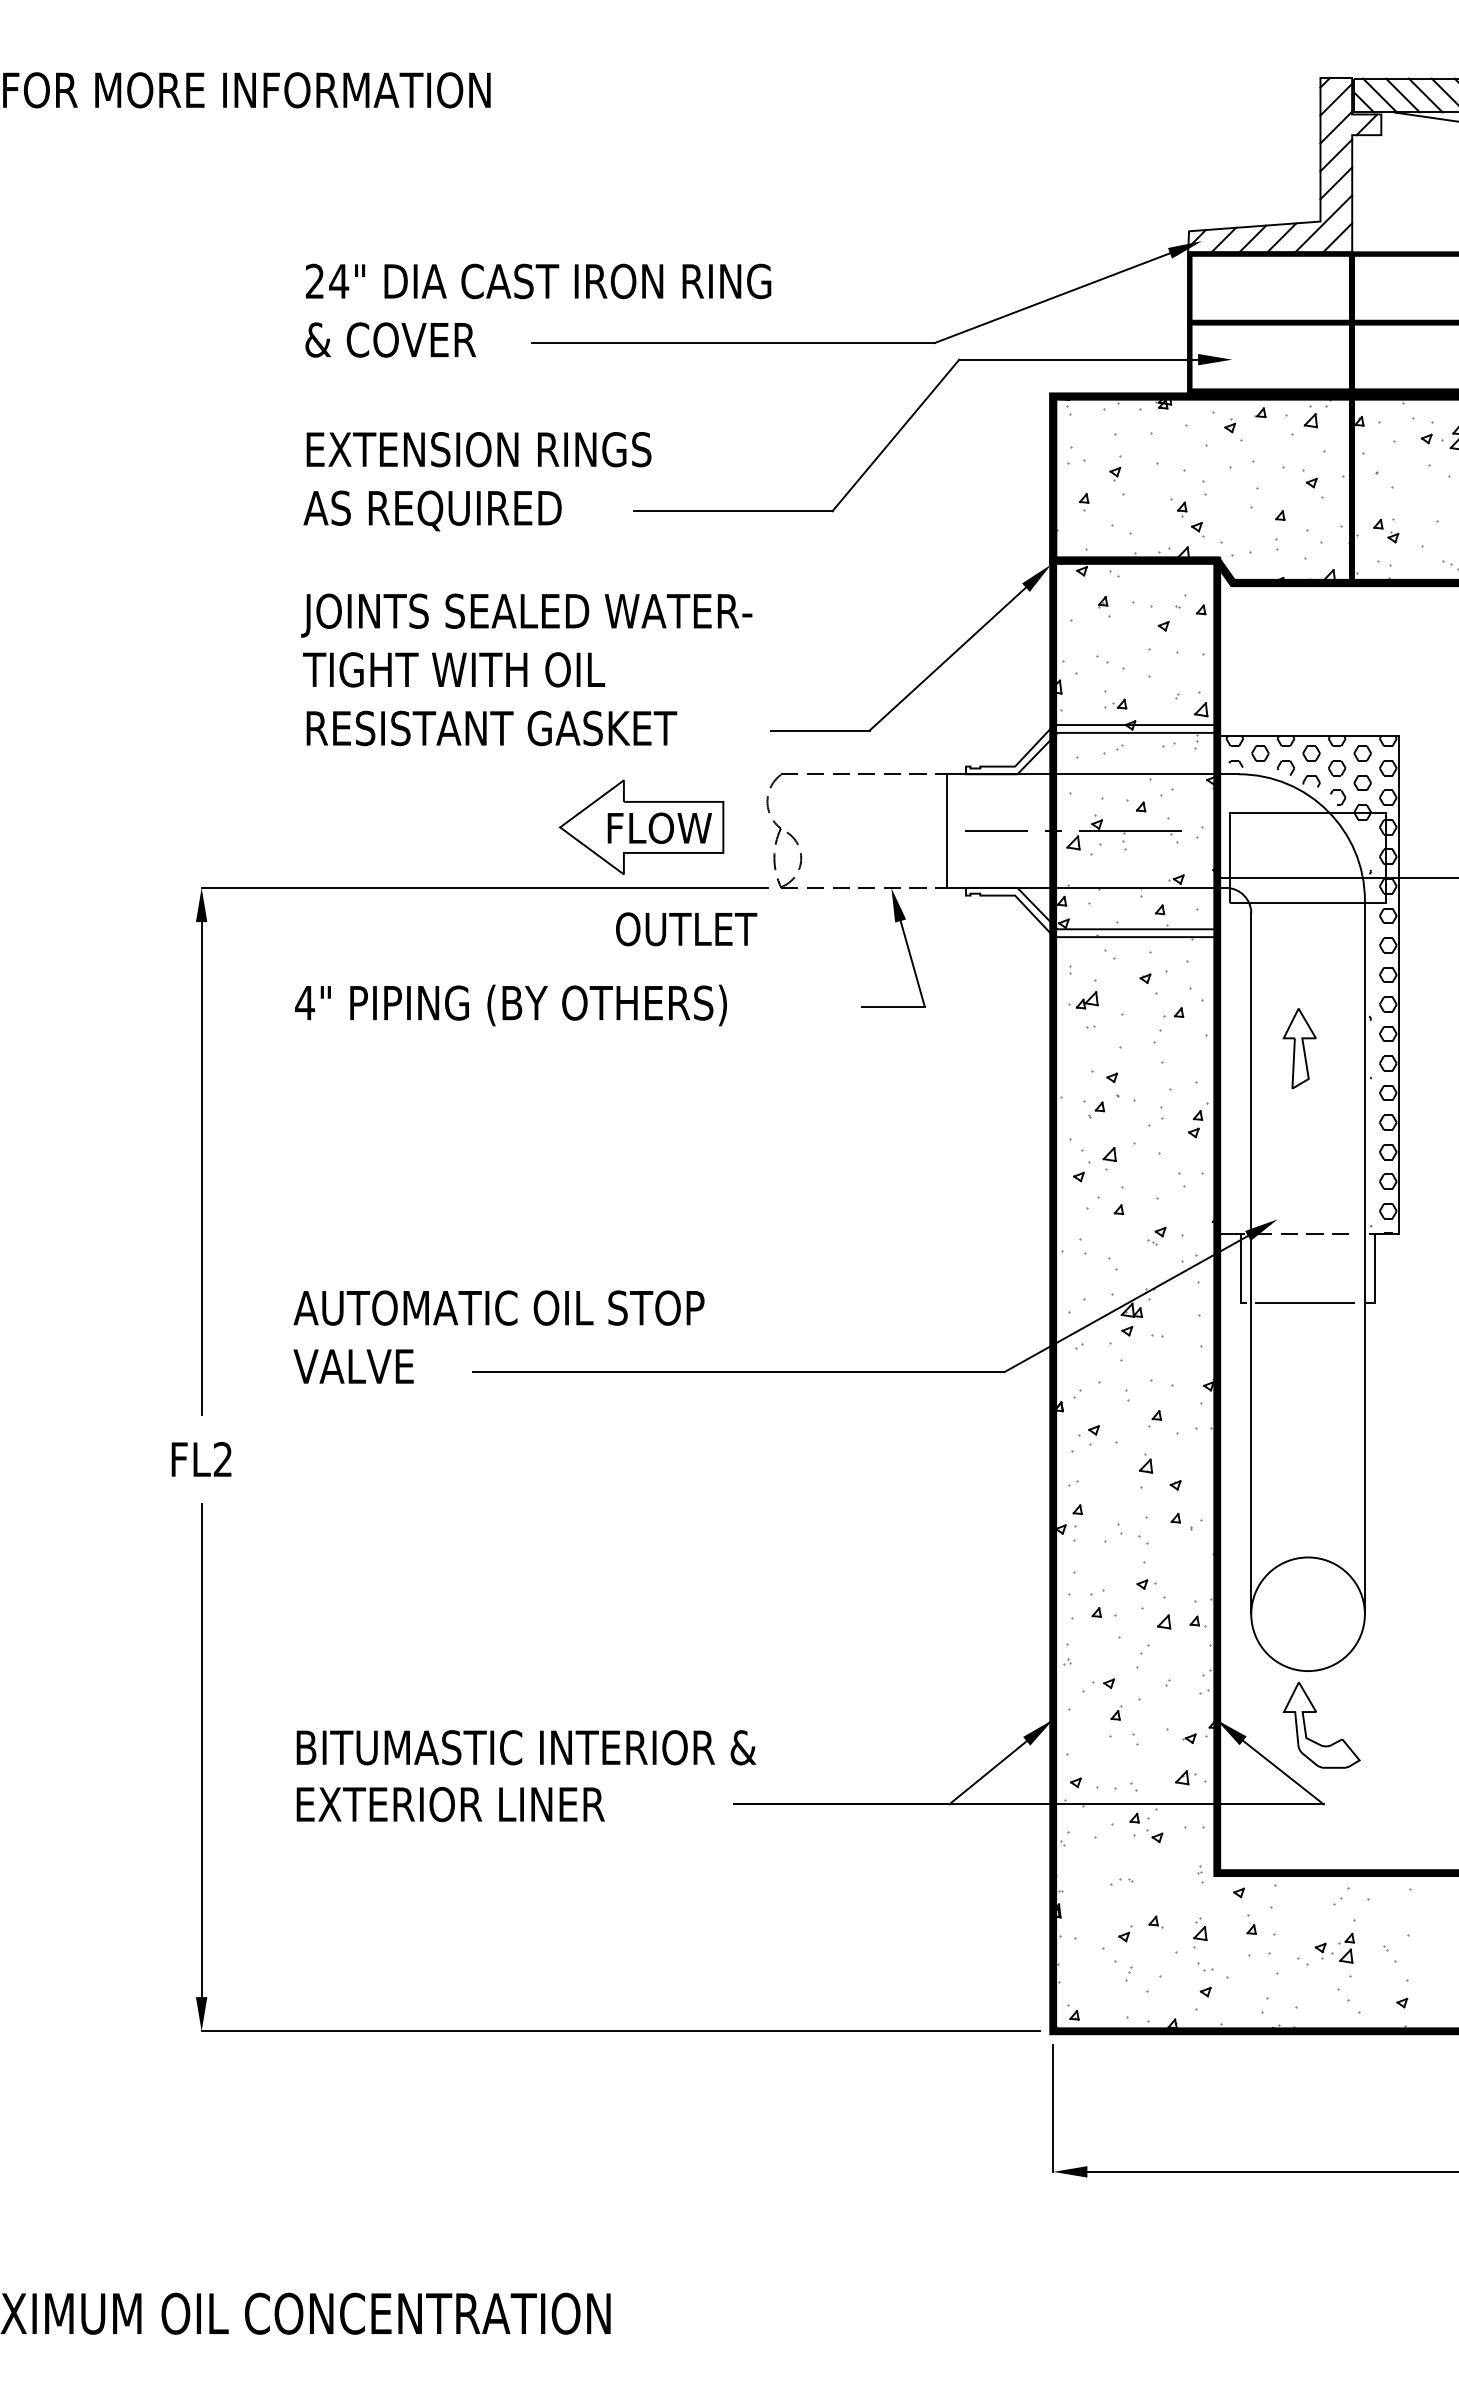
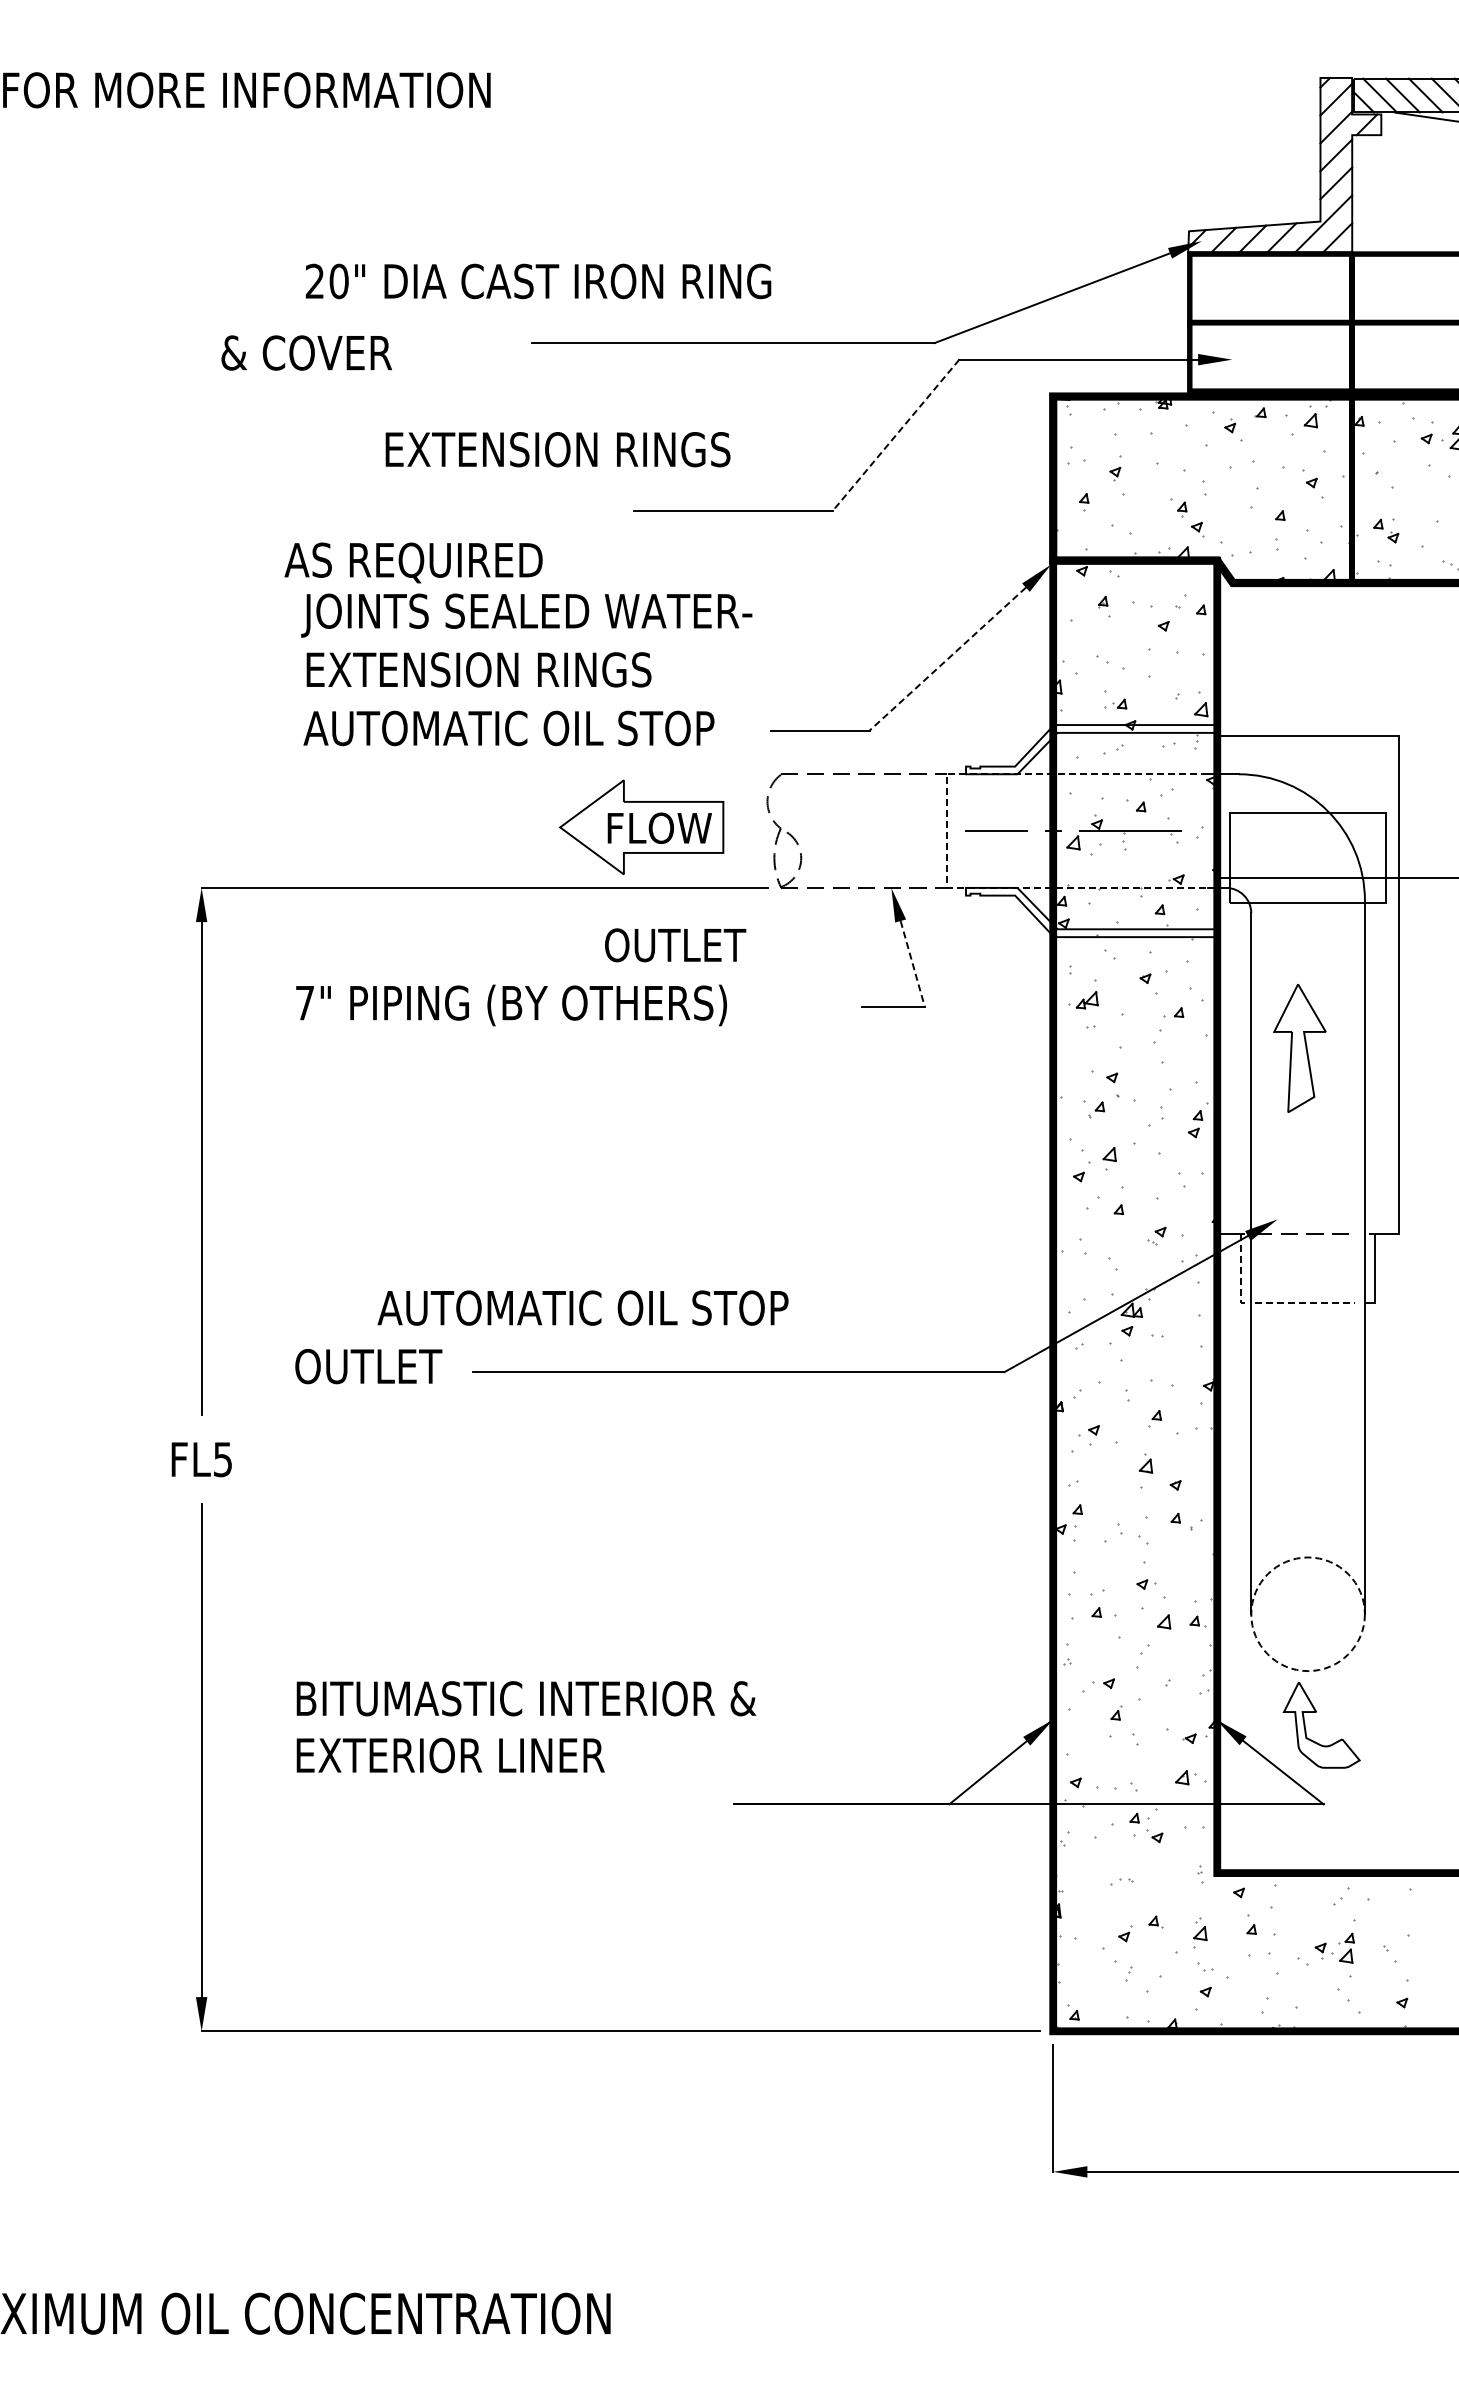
text: 24" -> 20" (339, 281)
text position: (390, 339) -> (306, 352) (306, 352)
line: solid -> dashed (895, 435)
text position: (478, 449) -> (557, 449) (557, 449)
text position: (432, 510) -> (413, 562) (413, 562)
line: solid -> dashed (947, 659)
text: TIGHT WITH OIL -> EXTENSION RINGS (477, 669)
text: RESISTANT GASKET -> AUTOMATIC OIL STOP (508, 728)
line: solid -> dashed (946, 831)
text position: (686, 929) -> (675, 945) (675, 945)
line: solid -> dashed (912, 963)
hatch: present -> none (1306, 984)
text: 4" -> 7" (304, 1003)
part size: 35x82 px -> 54x129 px (1299, 1048)
line: solid -> dashed (1241, 1272)
line: solid -> dashed (1305, 1303)
text position: (498, 1307) -> (582, 1307) (582, 1307)
text: VALVE -> OUTLET (367, 1366)
text: FL2 -> FL5 (222, 1459)
circle: solid -> dashed (1307, 1614)
text position: (526, 1776) -> (526, 1727) (526, 1727)
